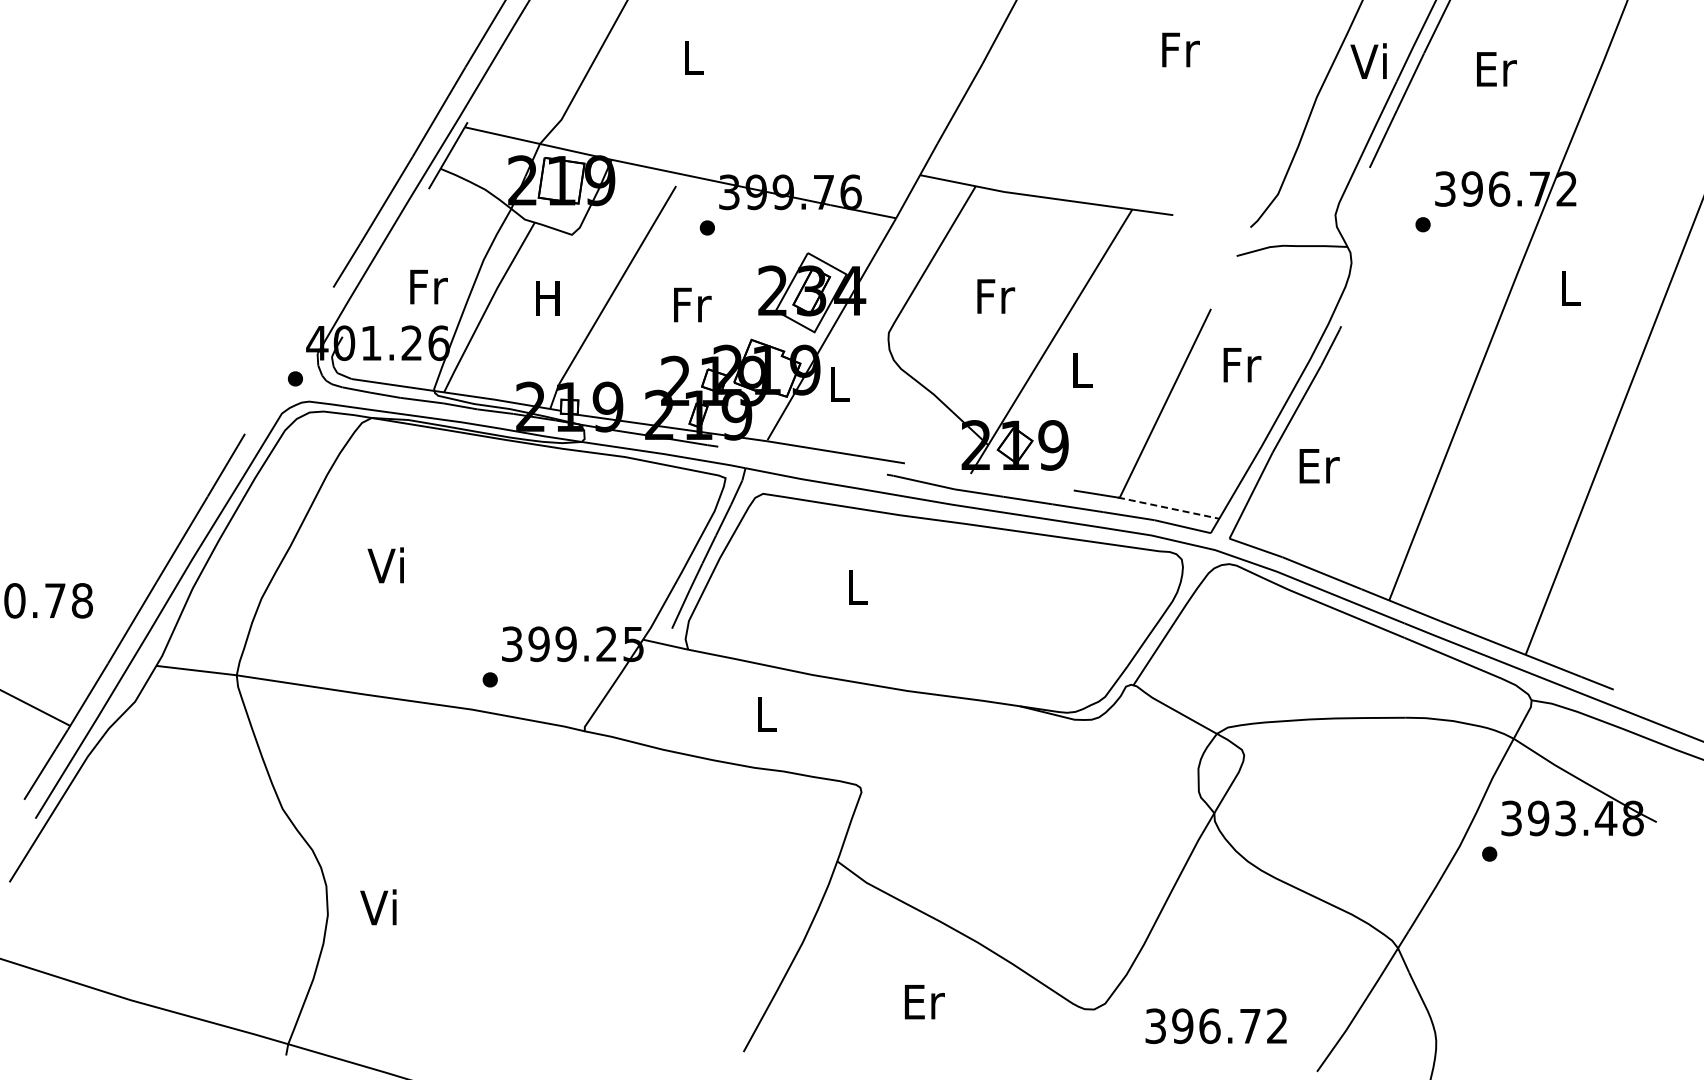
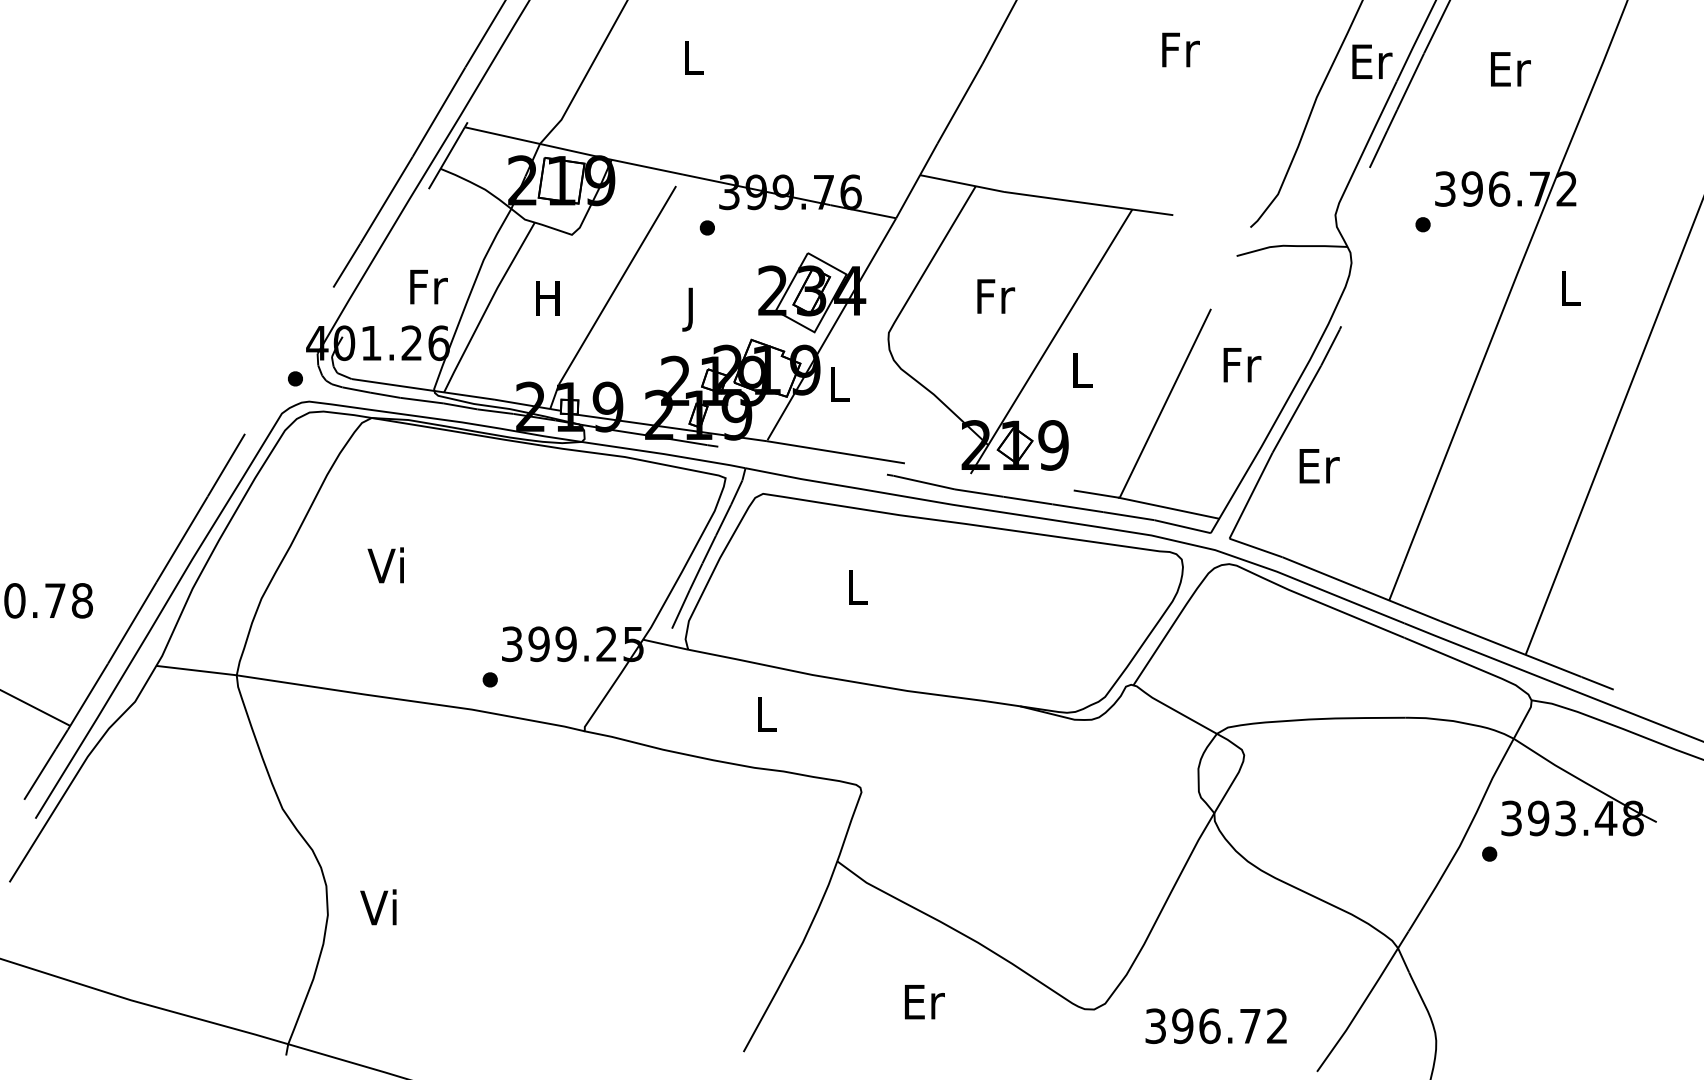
text: Vi -> Er (1371, 60)
text position: (1496, 69) -> (1510, 69) (1510, 69)
text: Fr -> J (692, 309)
line: dashed -> solid (1168, 508)
